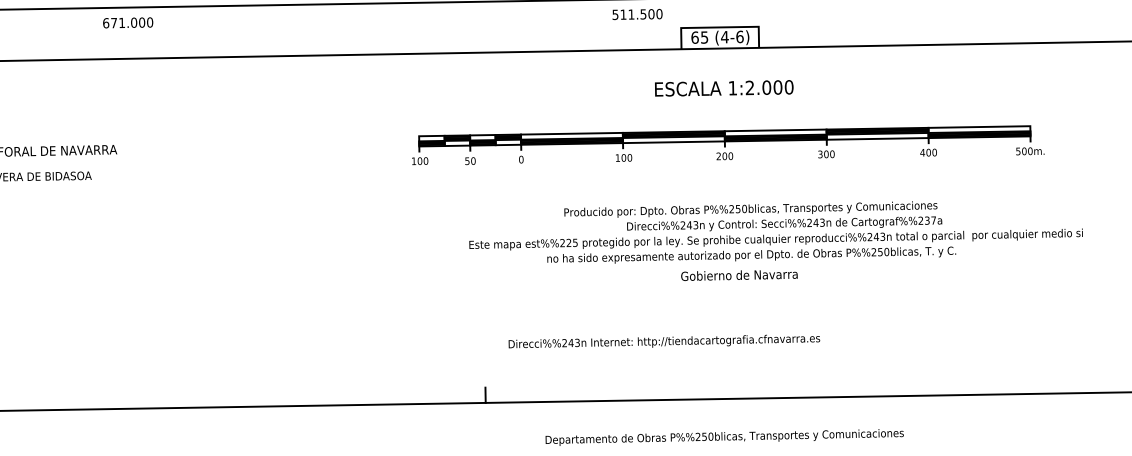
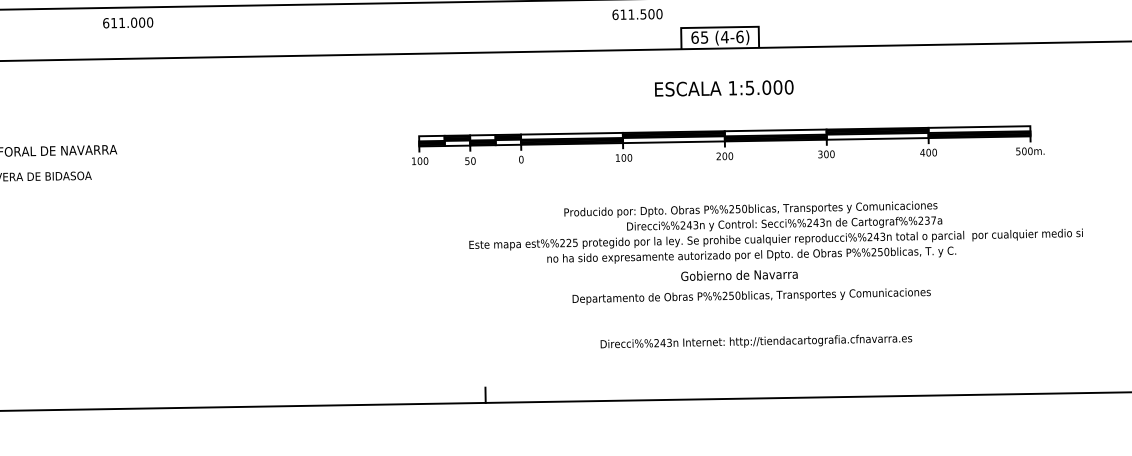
text: 511.500 -> 611.500 (615, 14)
text: 671.000 -> 611.000 (113, 23)
text: 1:2.000 -> 1:5.000 (749, 87)
text position: (664, 341) -> (756, 341) (756, 341)
text position: (724, 437) -> (751, 296) (751, 296)
